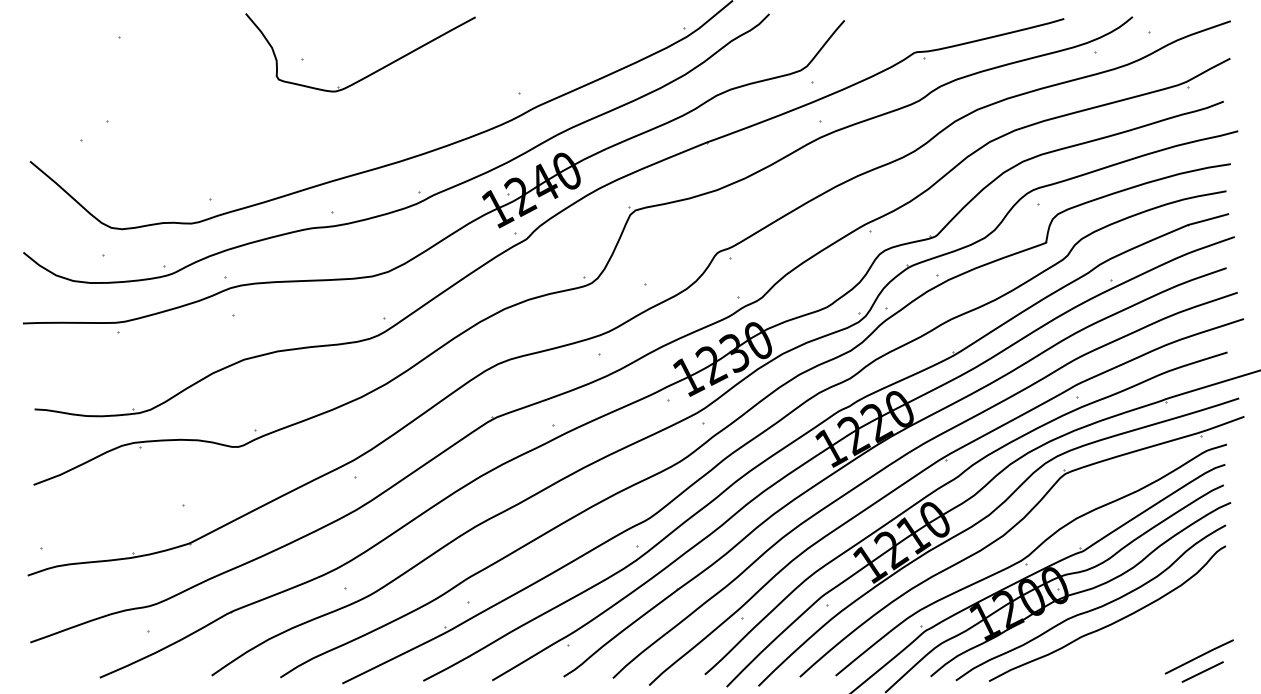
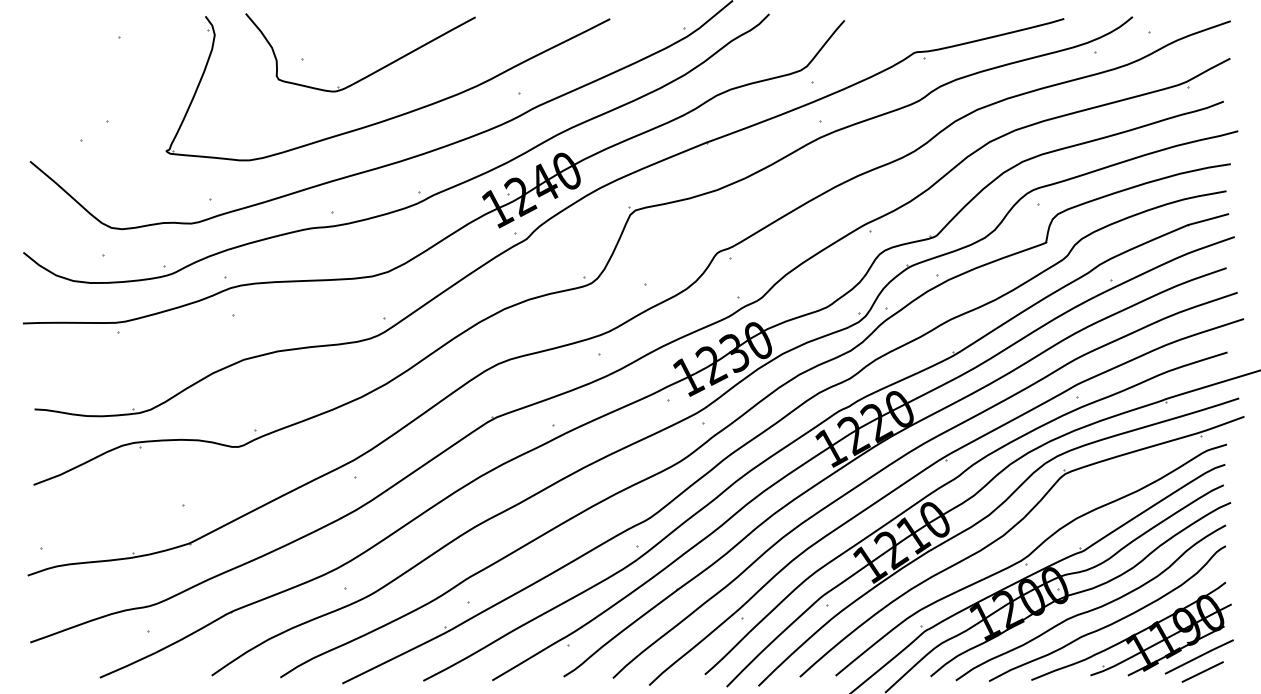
part: none -> present (396, 115)
part: none -> present (1131, 630)
